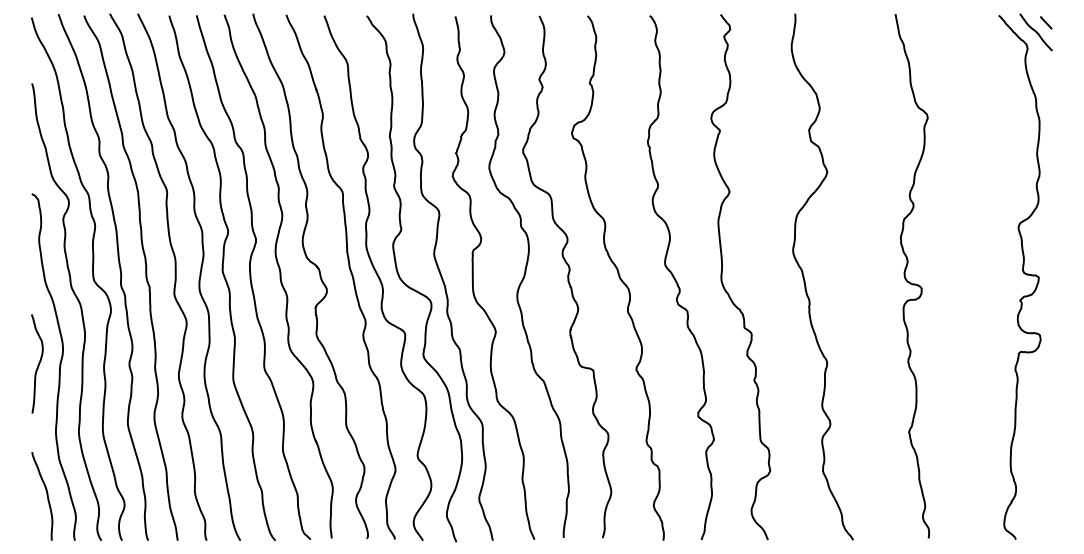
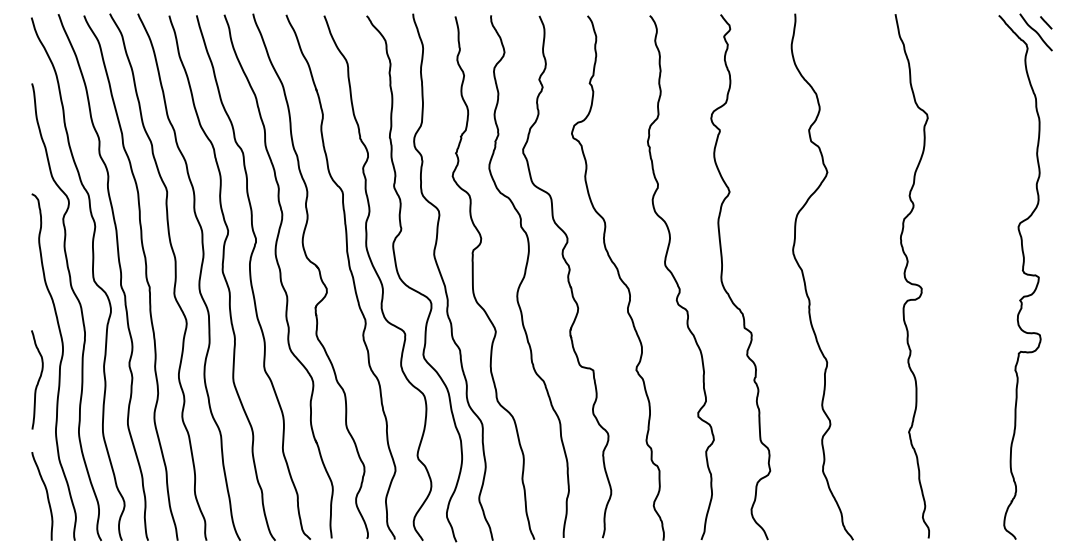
curve position: (38, 363) -> (38, 379) (38, 379)
